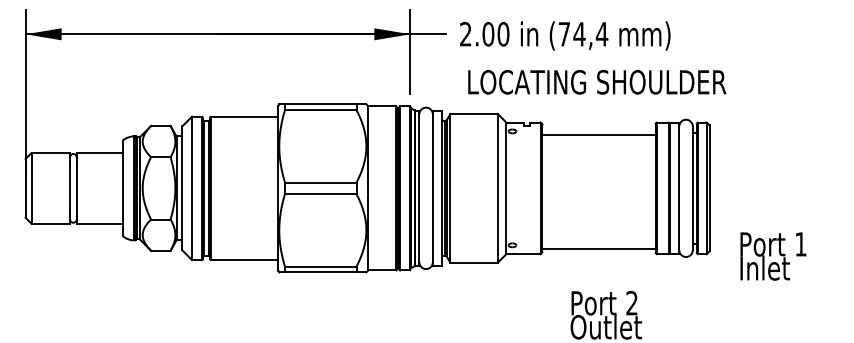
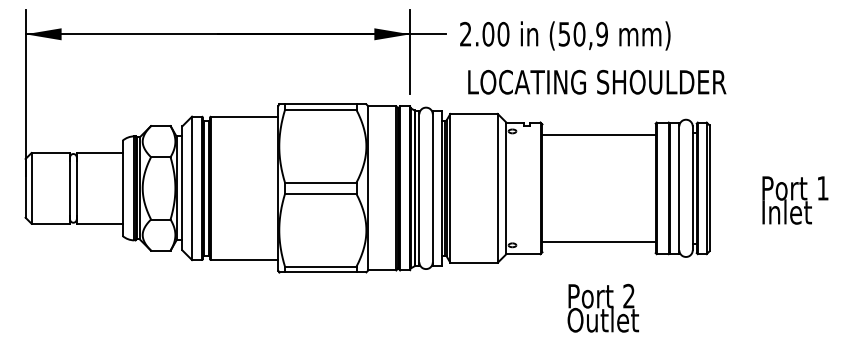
text: (74,4 -> (50,9 (583, 33)
line position: (598, 249) -> (598, 242) (598, 242)
text position: (773, 256) -> (795, 200) (795, 200)
text position: (605, 314) -> (602, 307) (602, 307)
